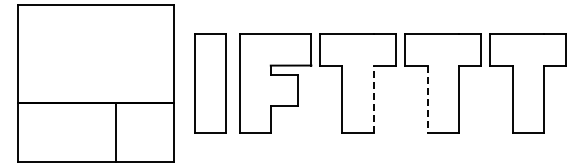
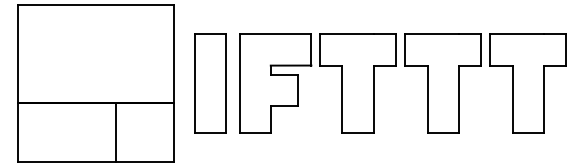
line: dashed -> solid (373, 99)
line: dashed -> solid (427, 99)
